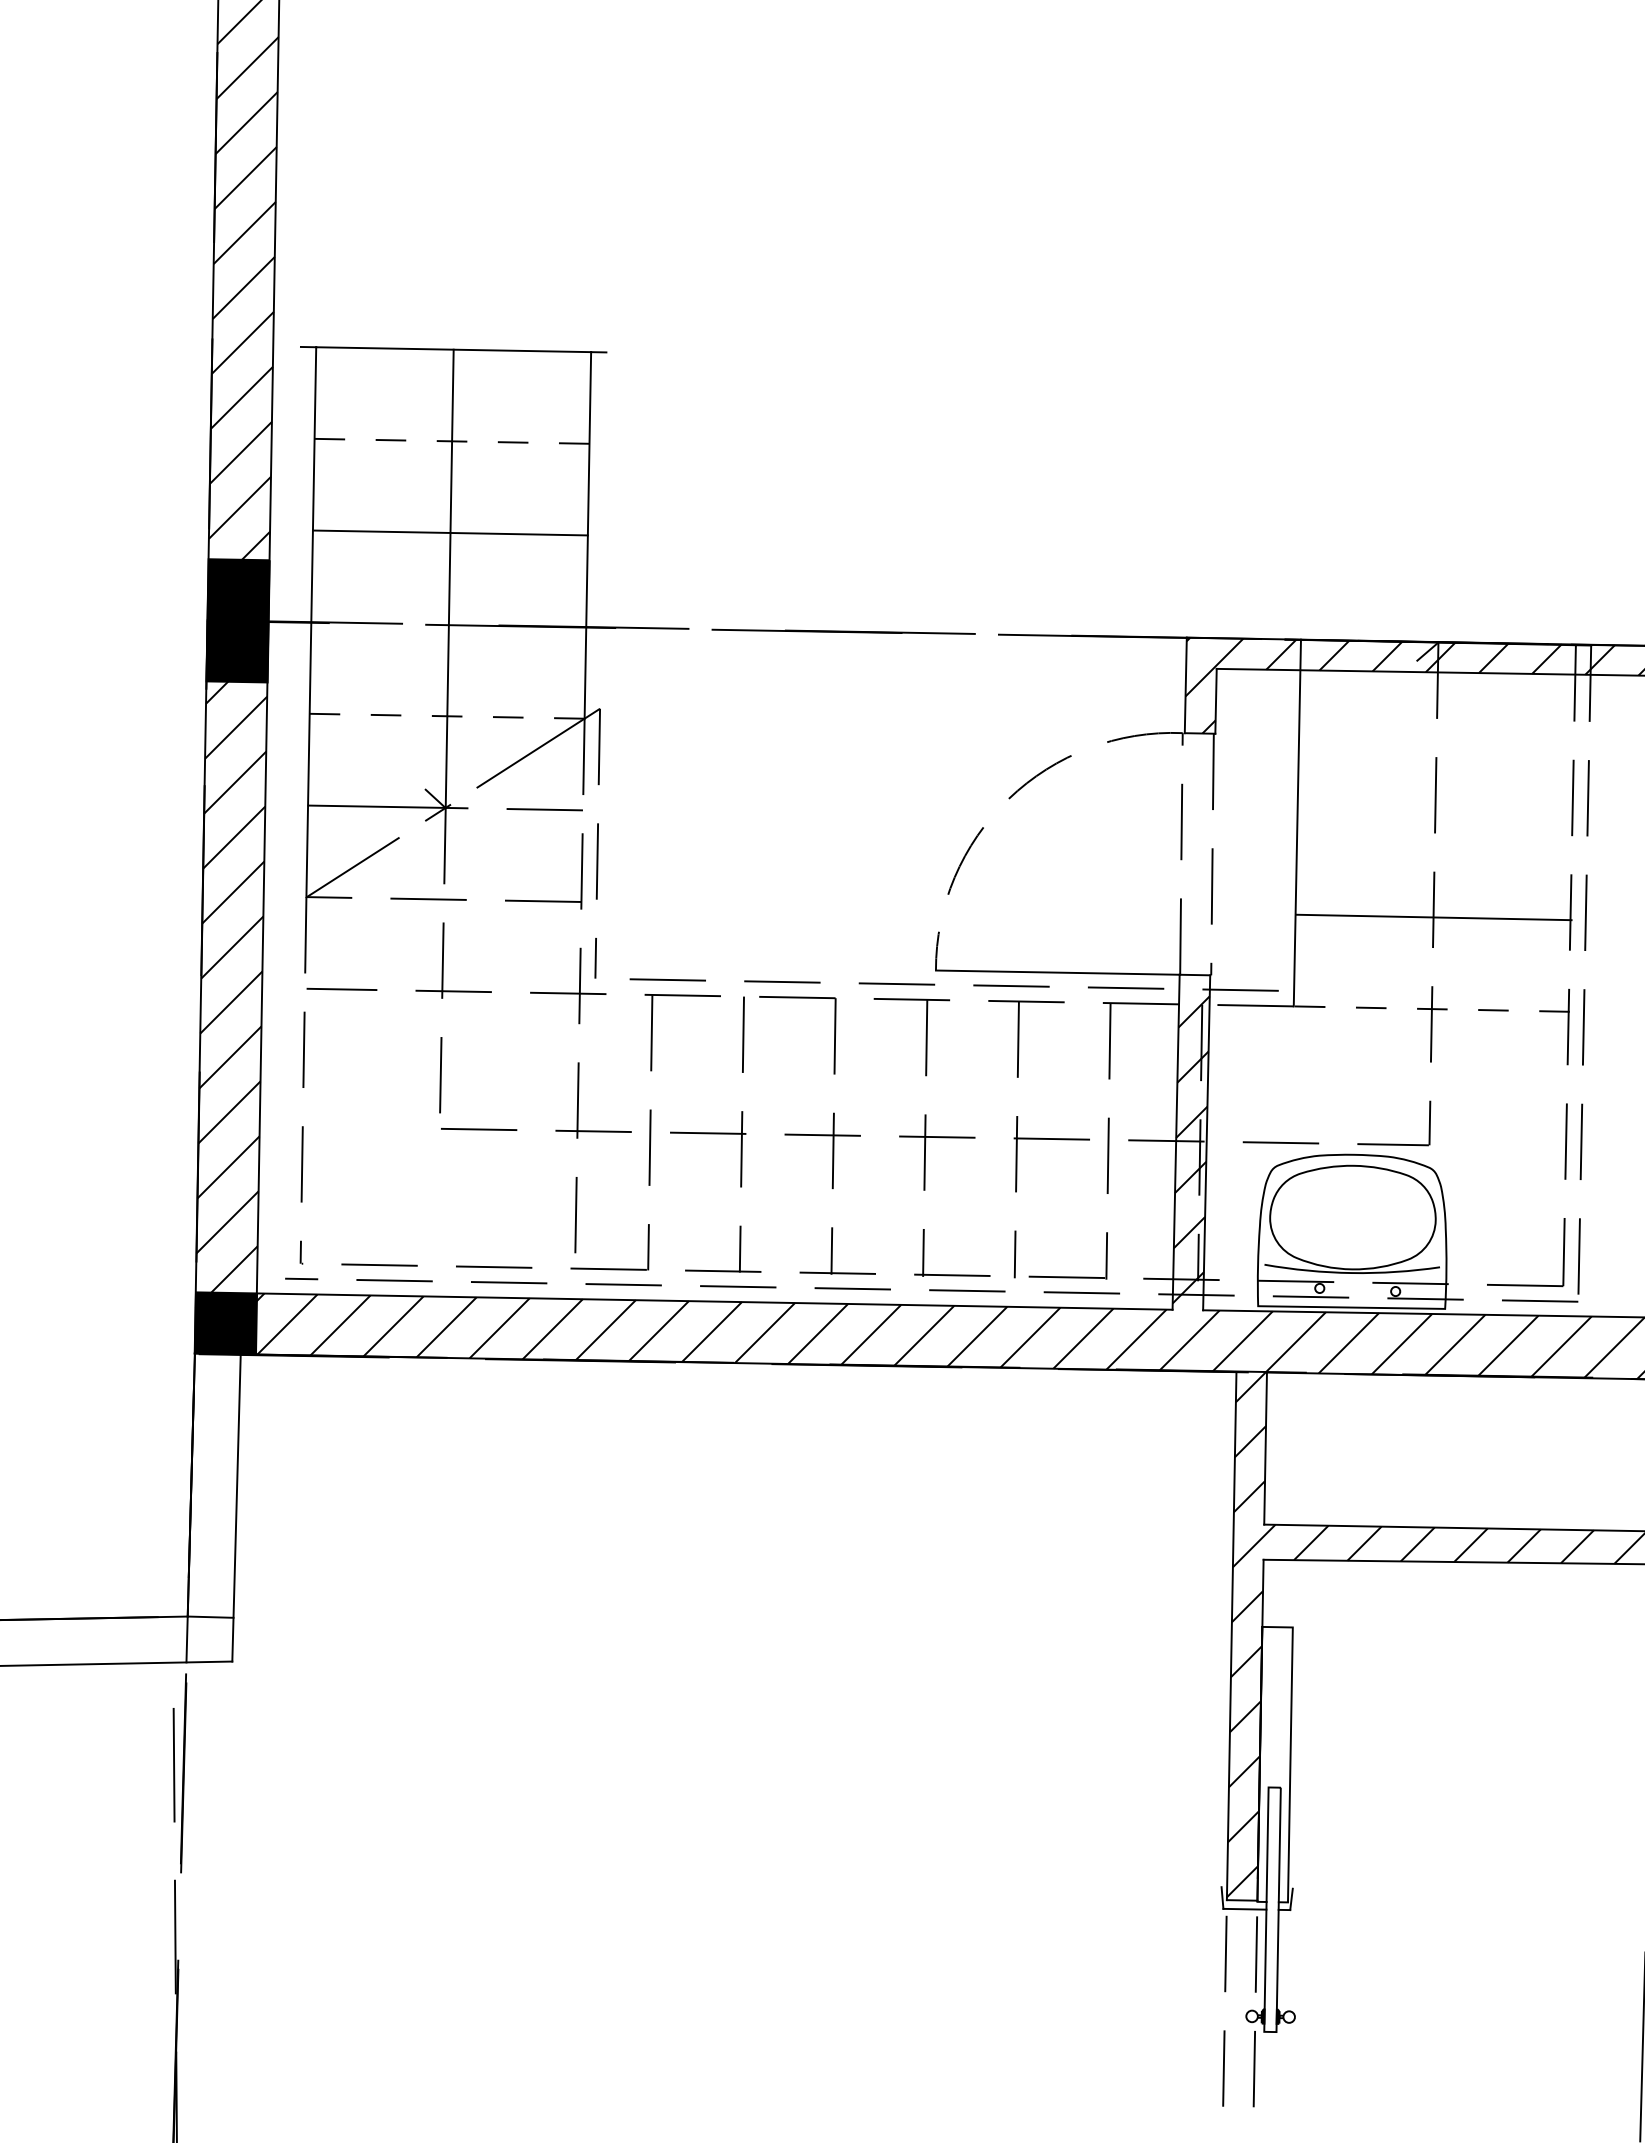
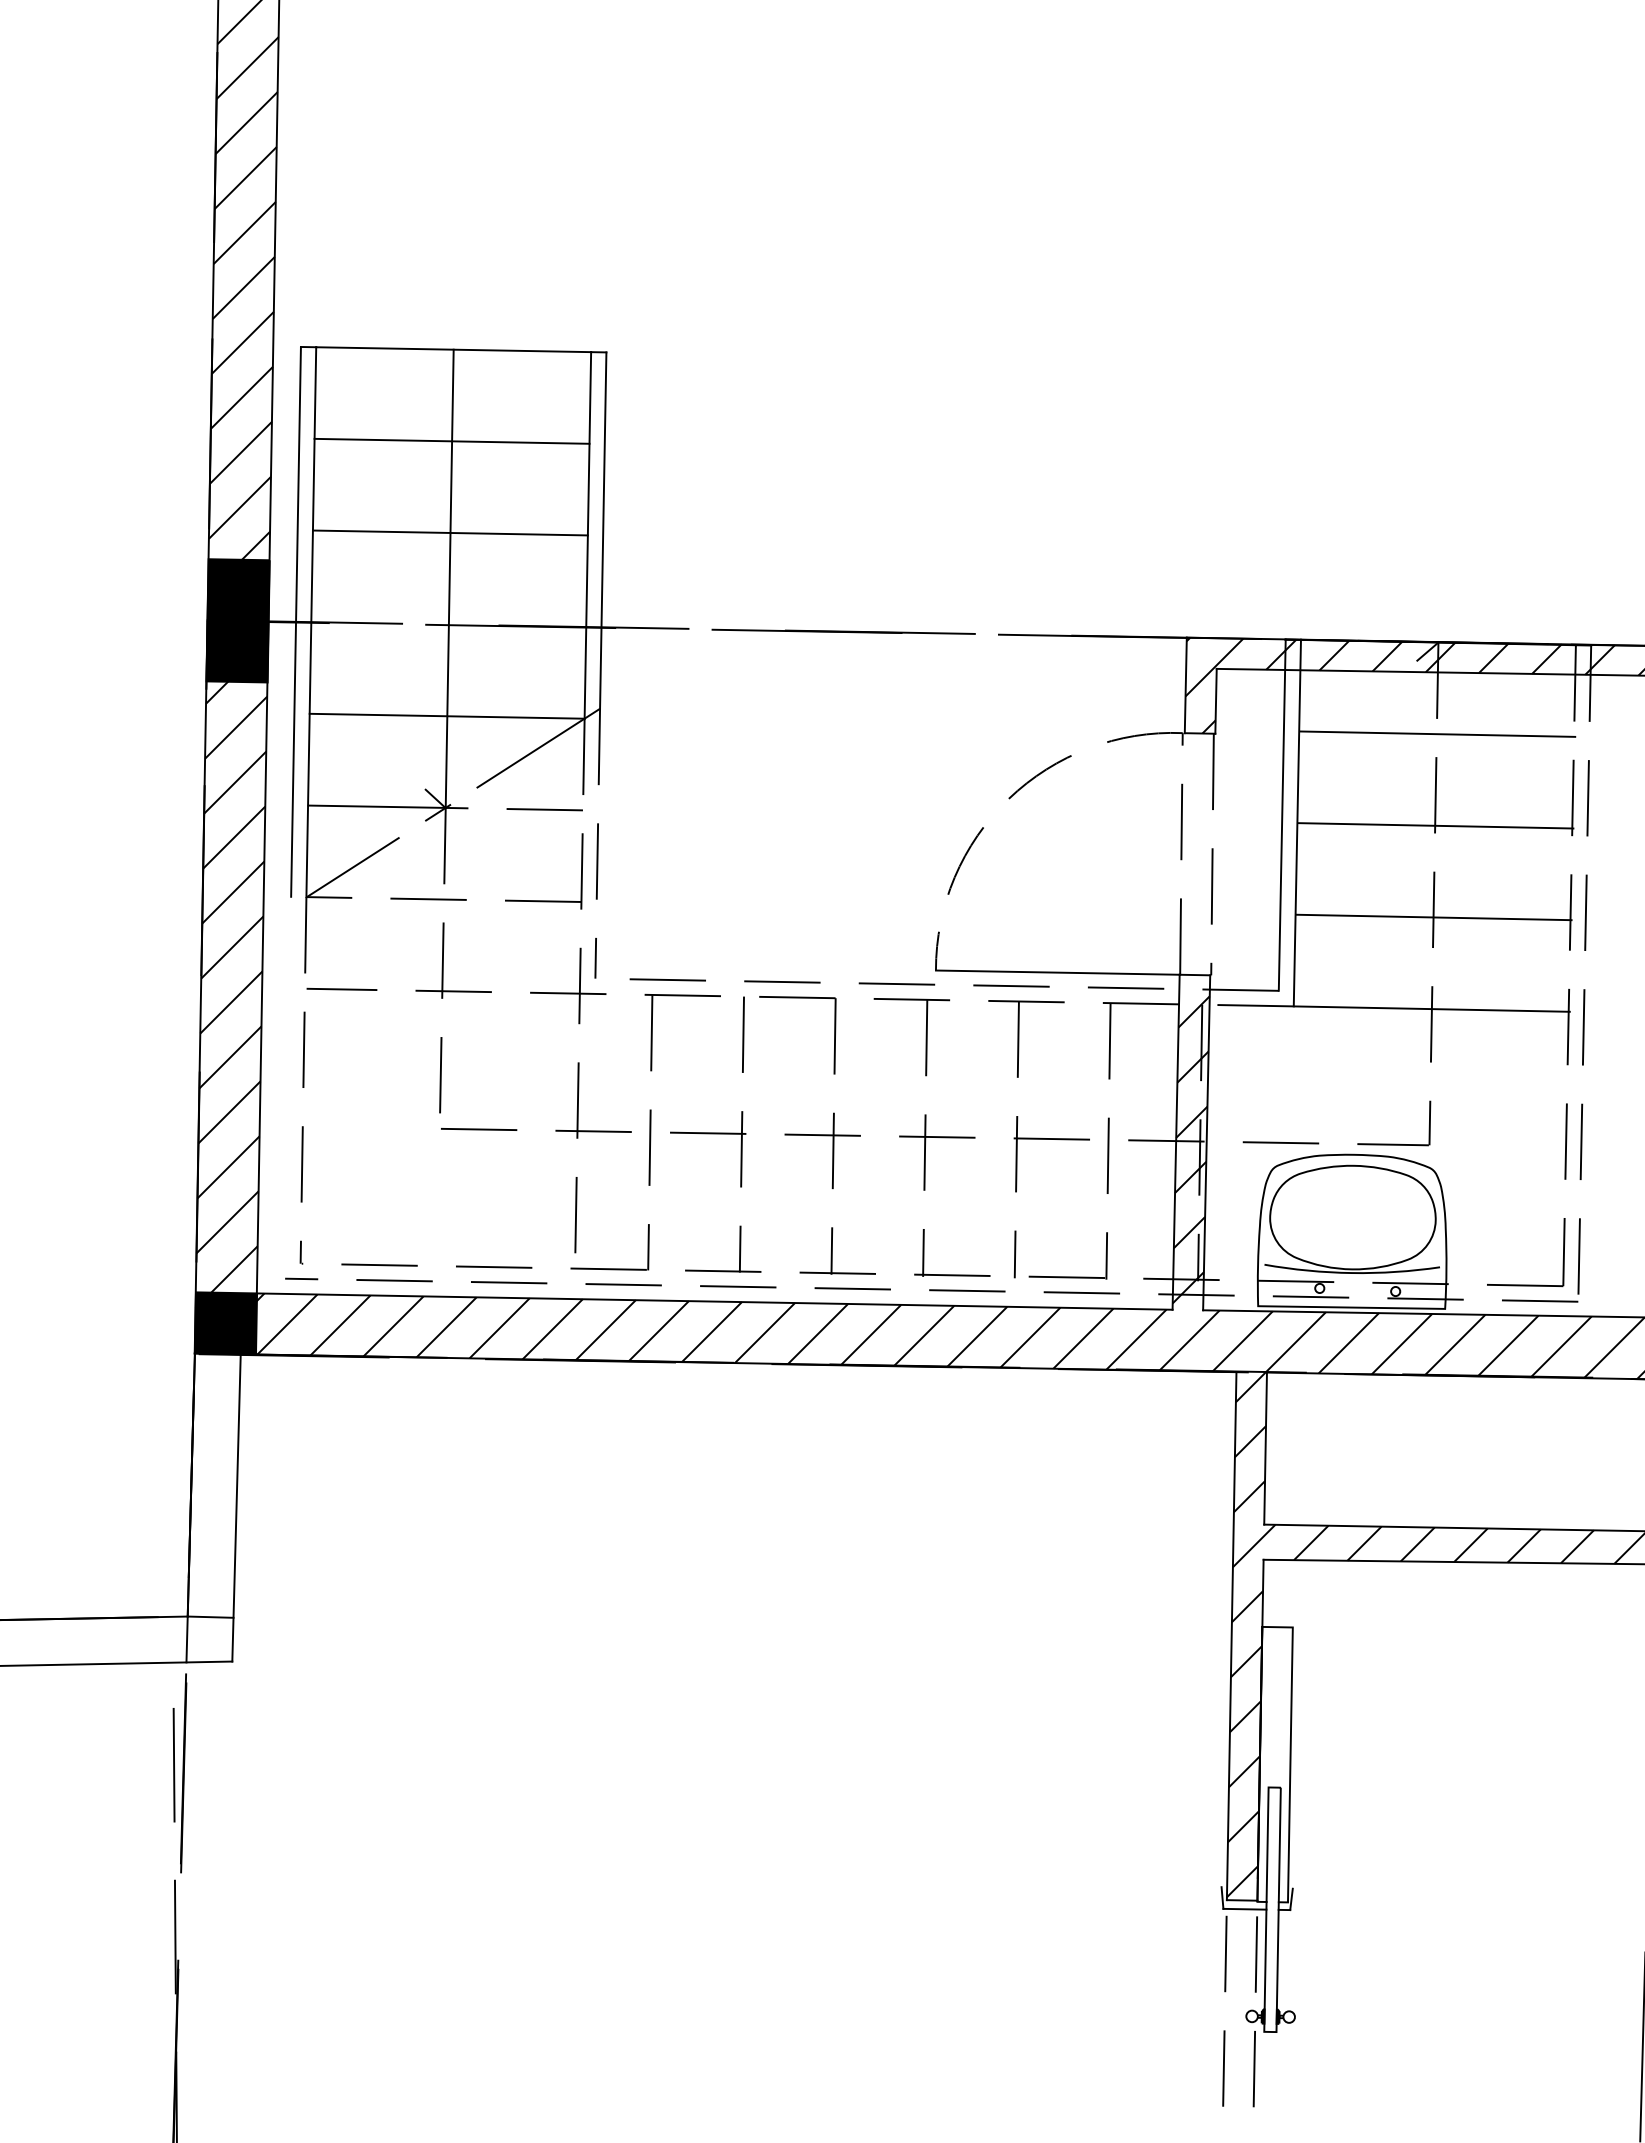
line: dashed -> solid (451, 441)
line: none -> present (603, 530)
line: none -> present (295, 621)
line: dashed -> solid (446, 716)
line: none -> present (1437, 733)
line: none -> present (1281, 814)
line: none -> present (1435, 825)
line: dashed -> solid (1432, 1009)
